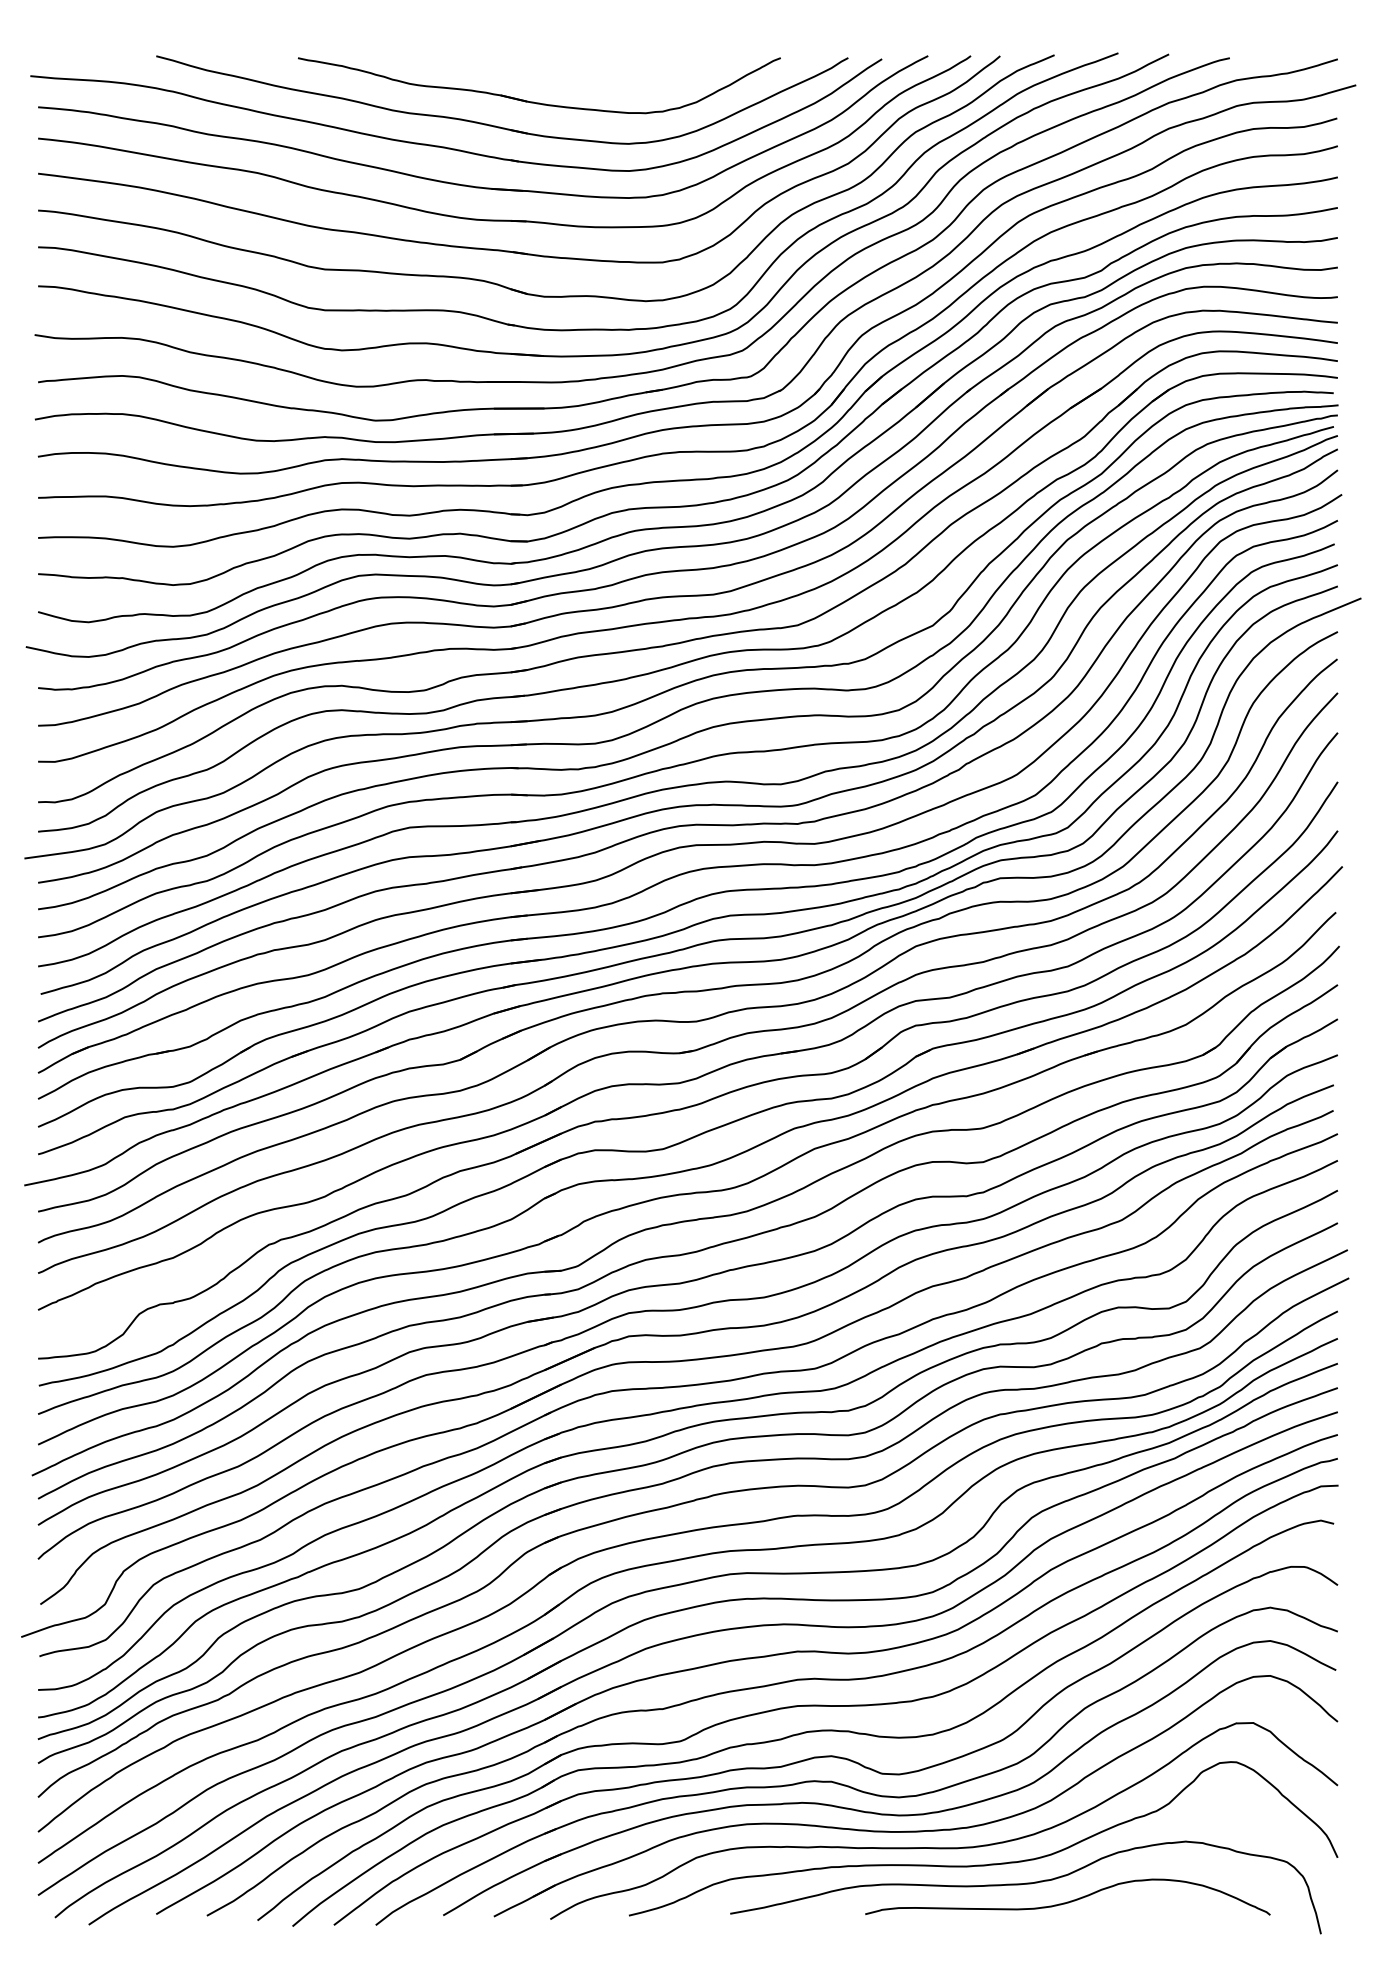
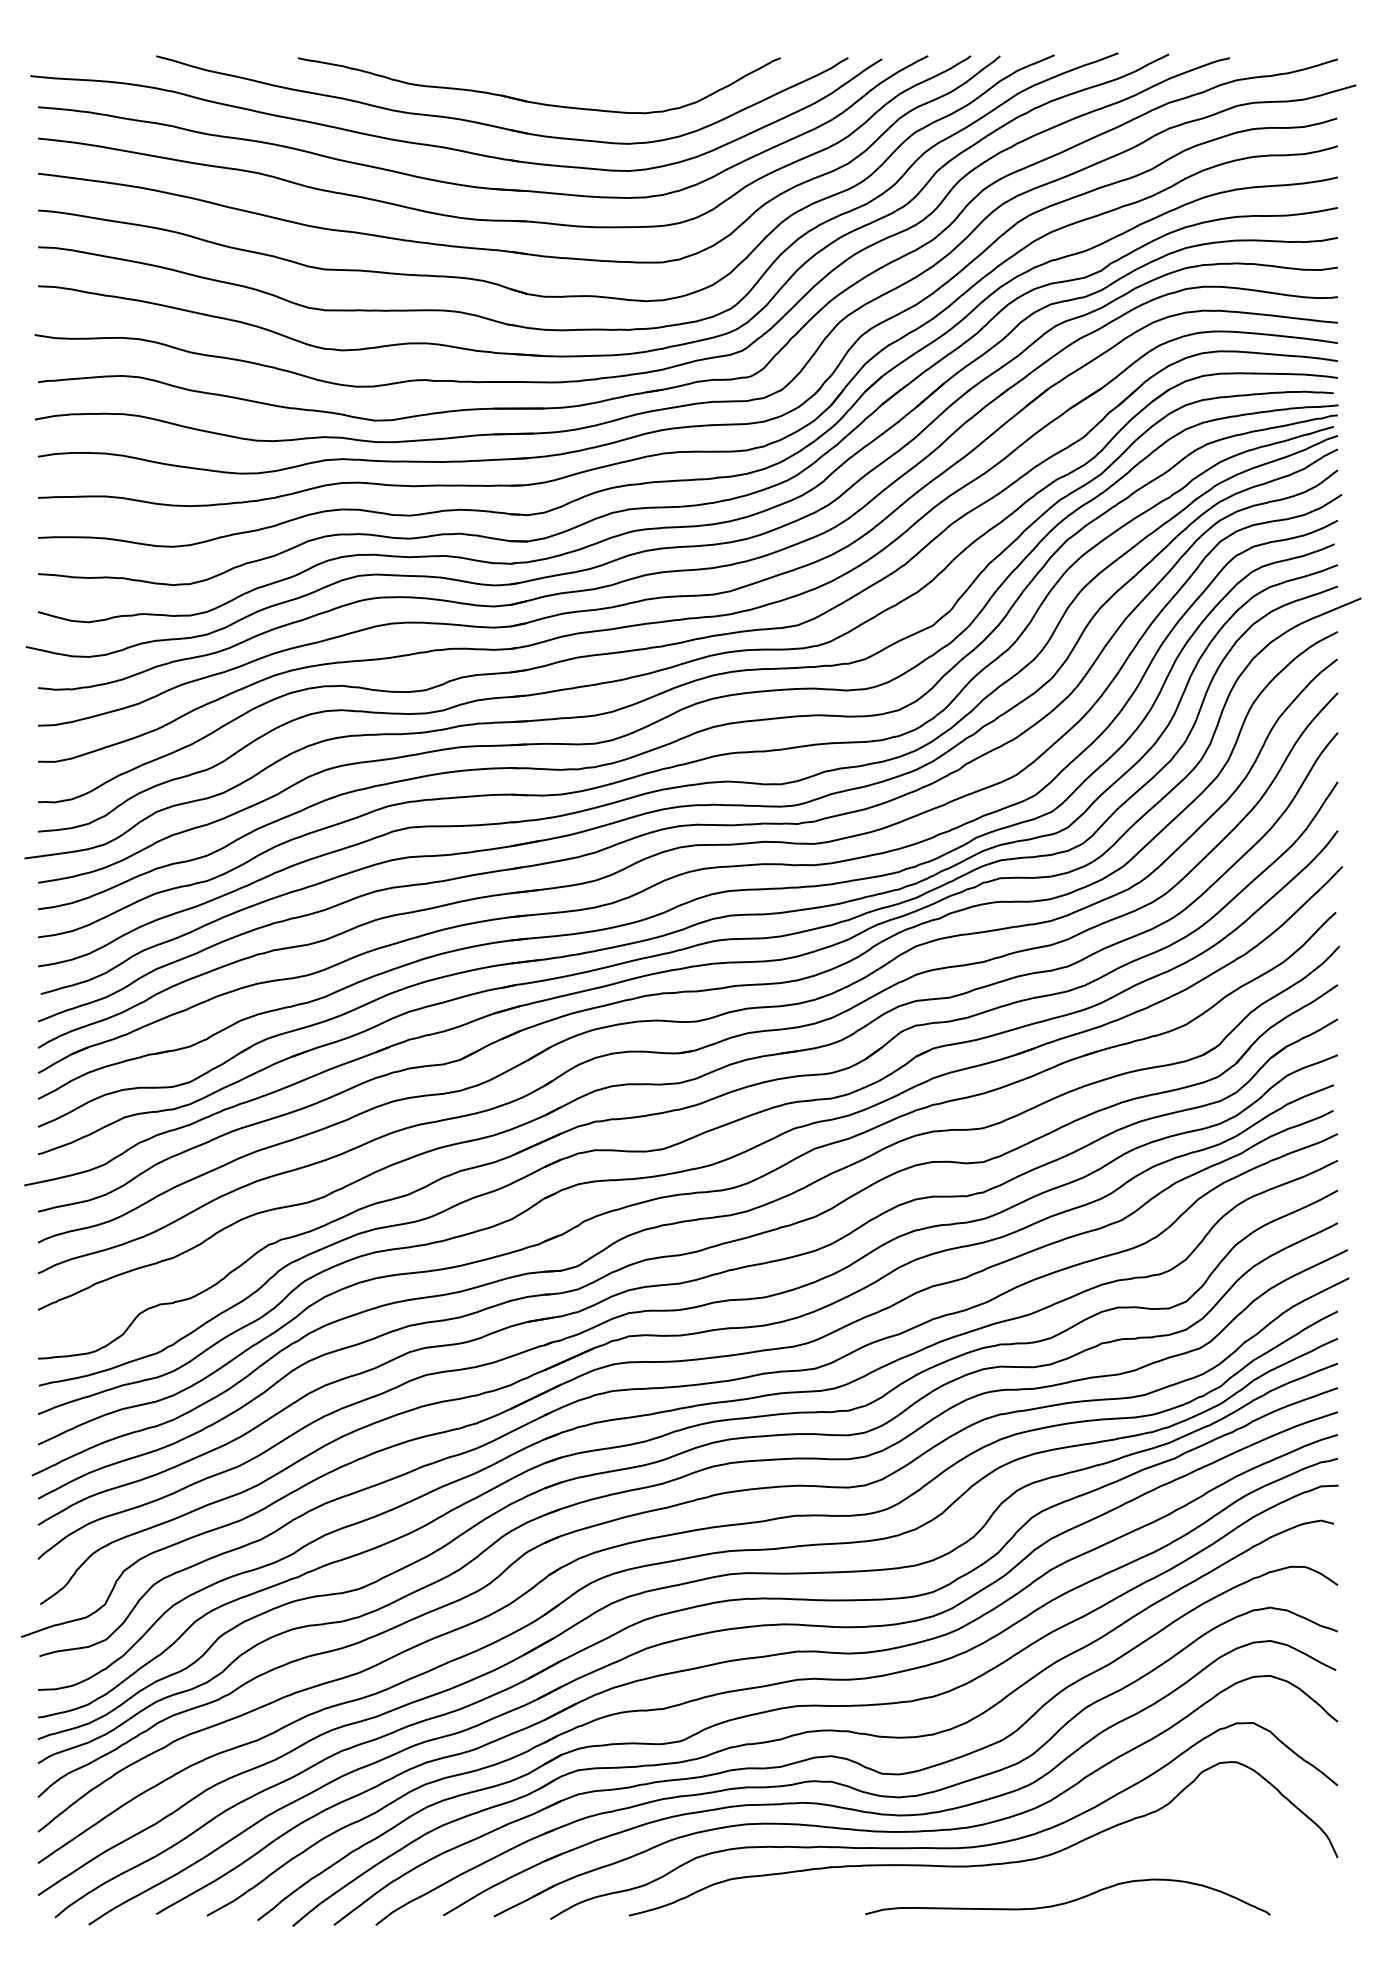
curve: present -> none (1025, 1884)
